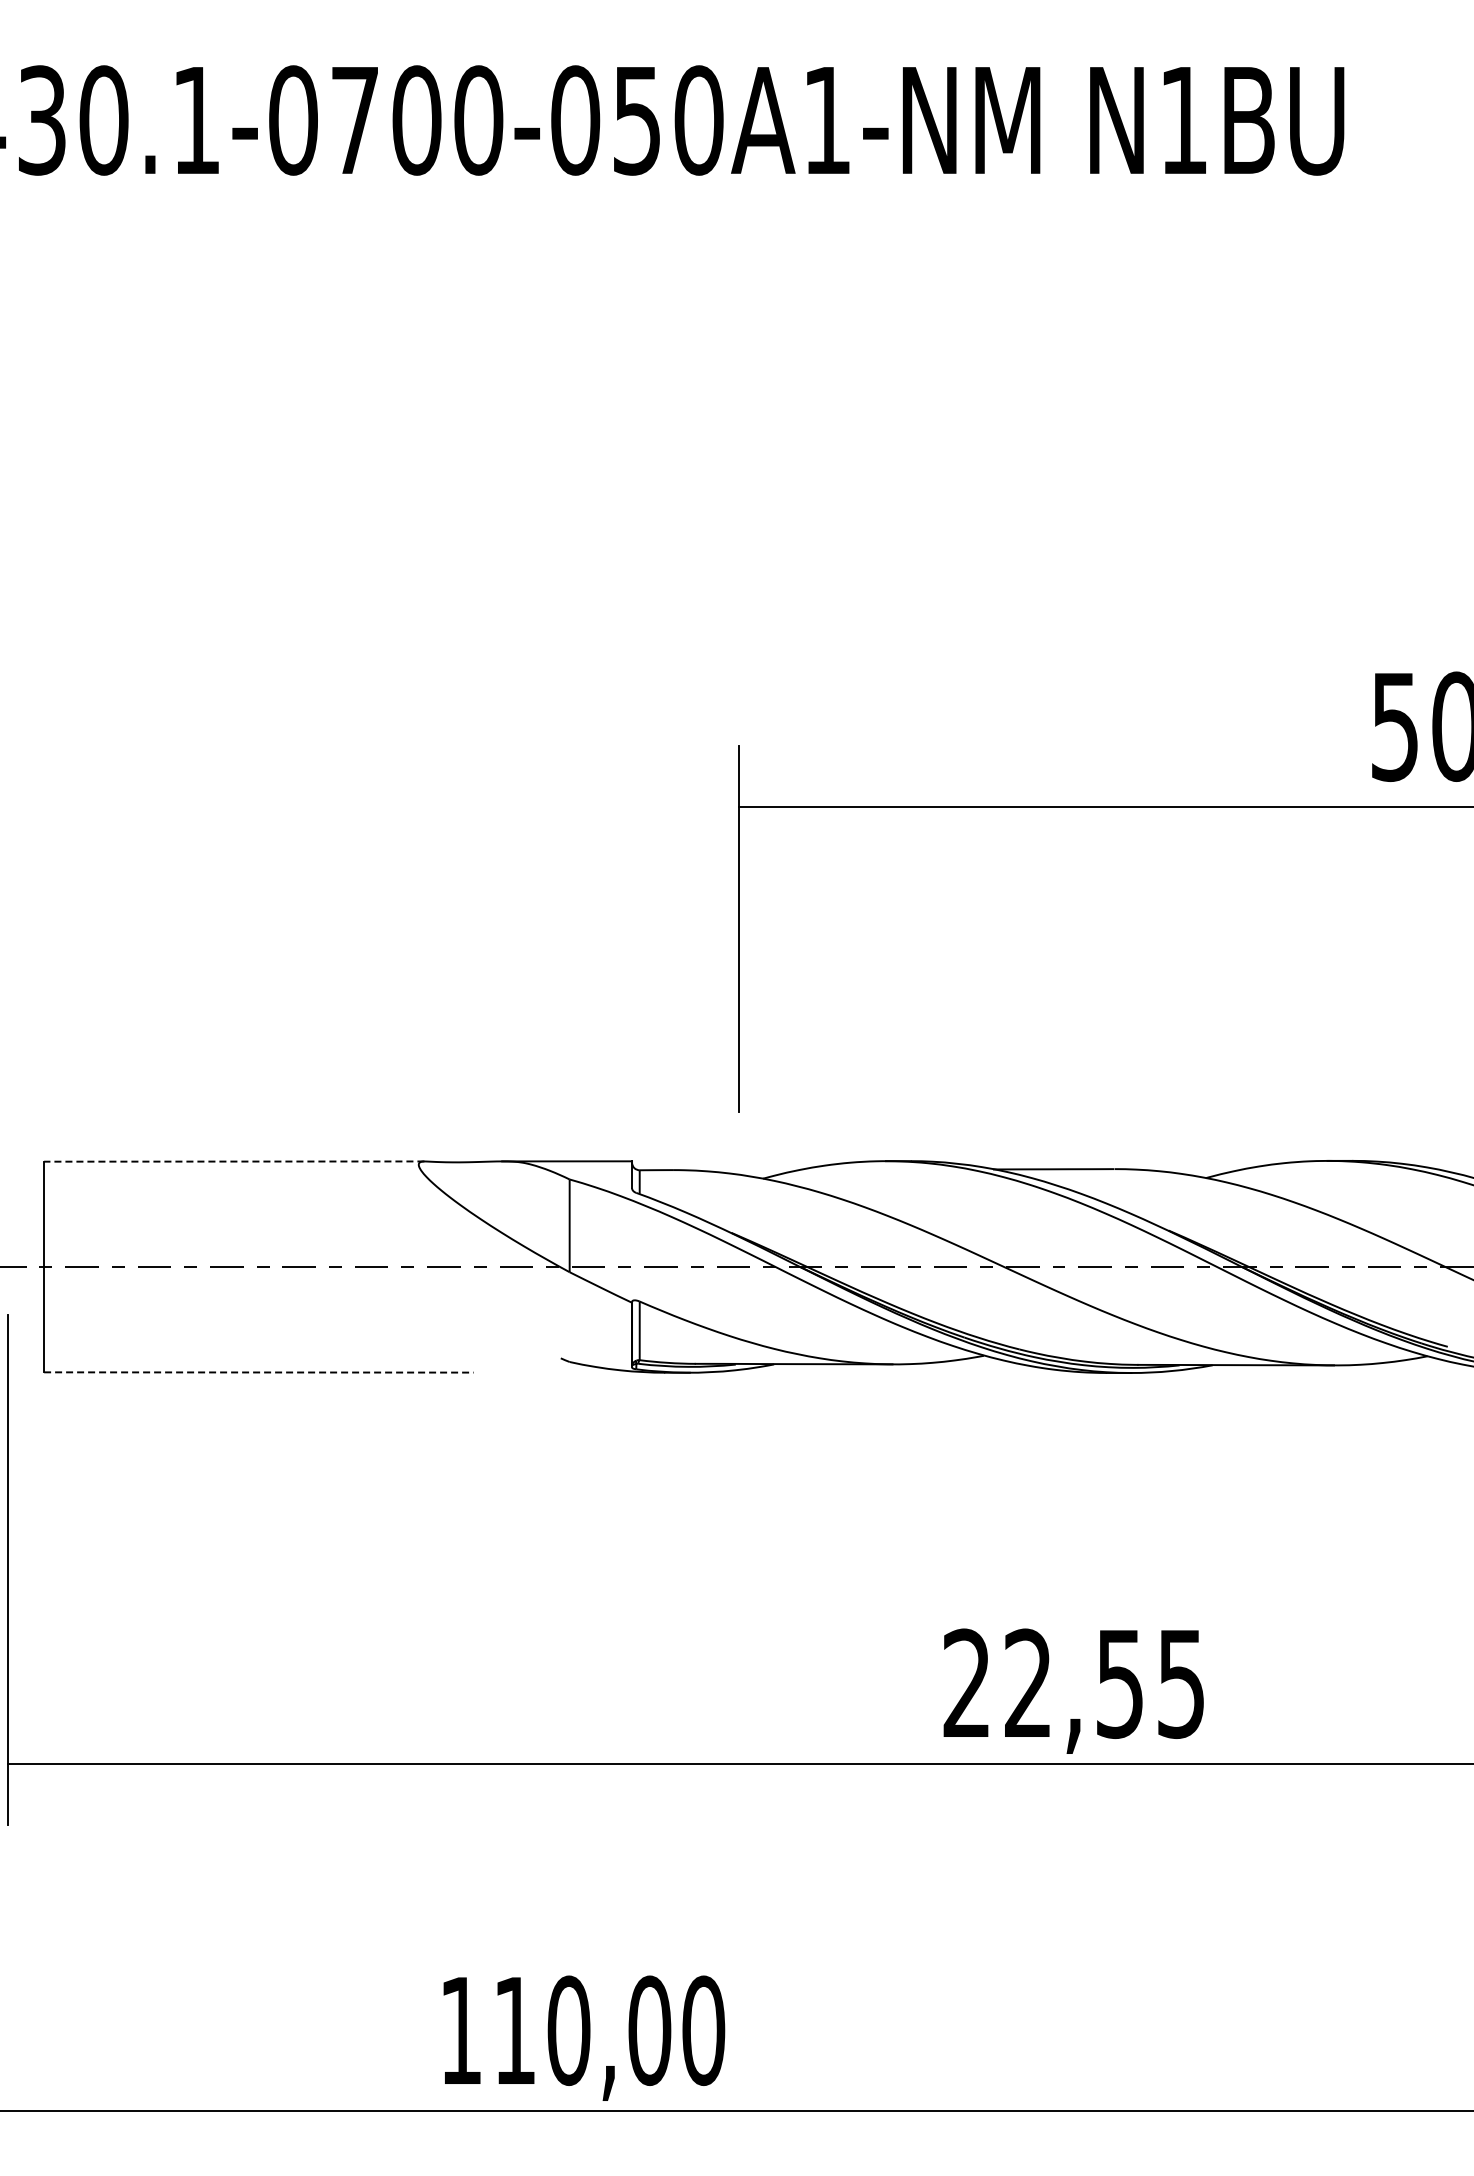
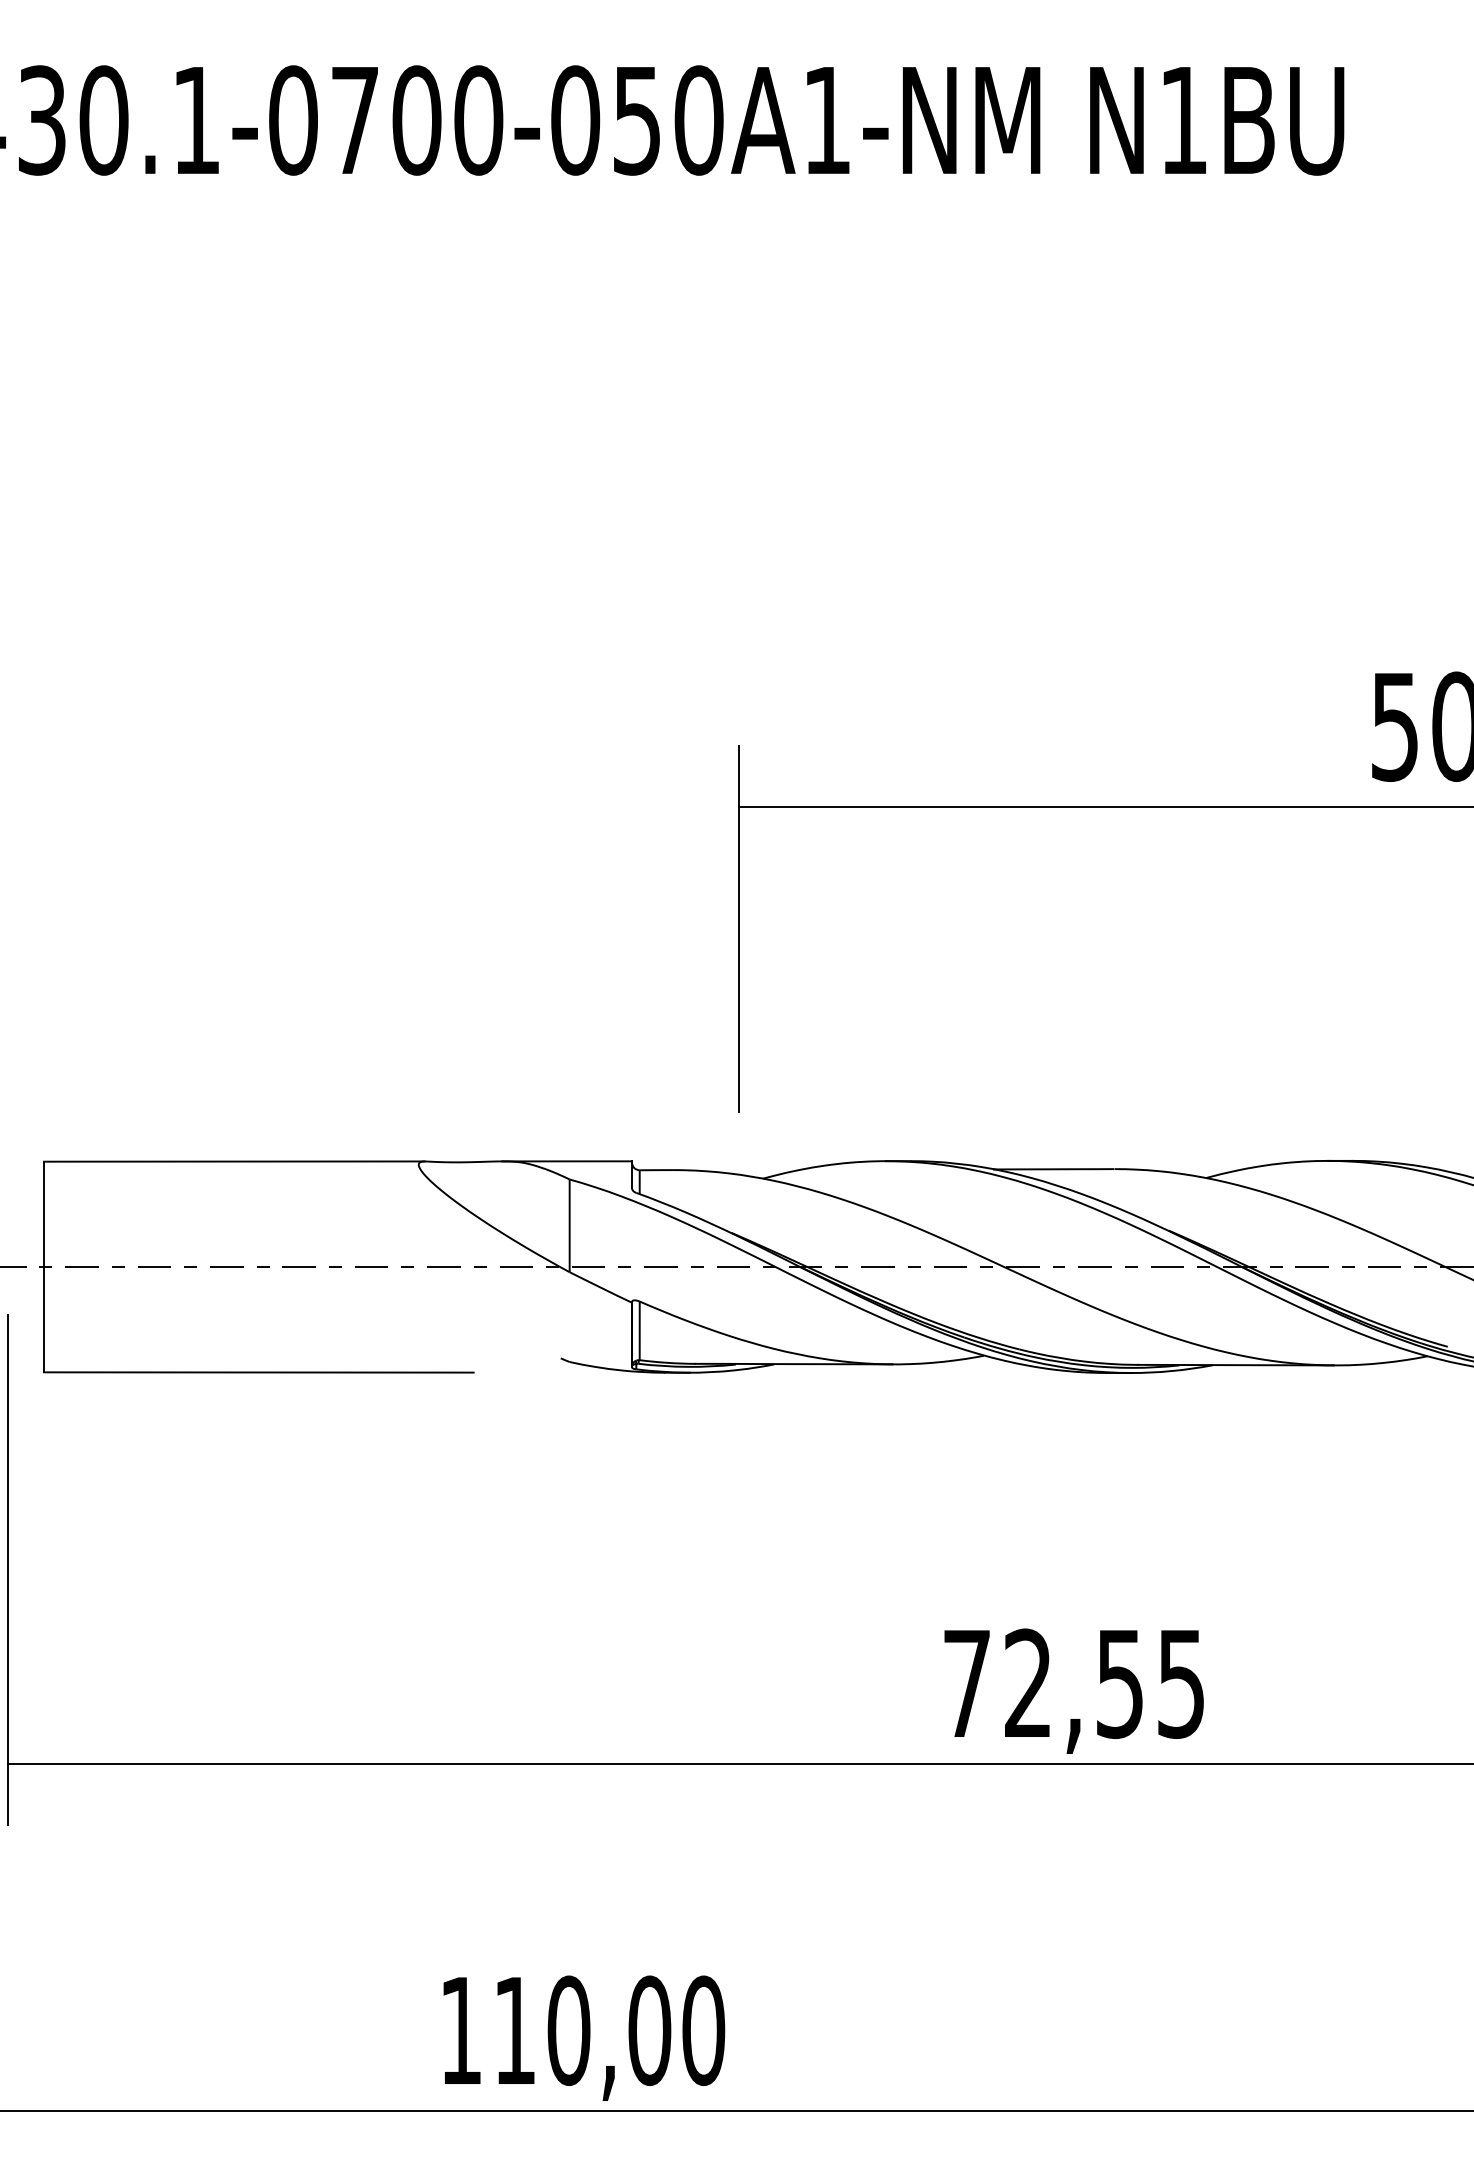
line: dashed -> solid (233, 1161)
line: dashed -> solid (258, 1372)
text: 22,55 -> 72,55 (966, 1682)
